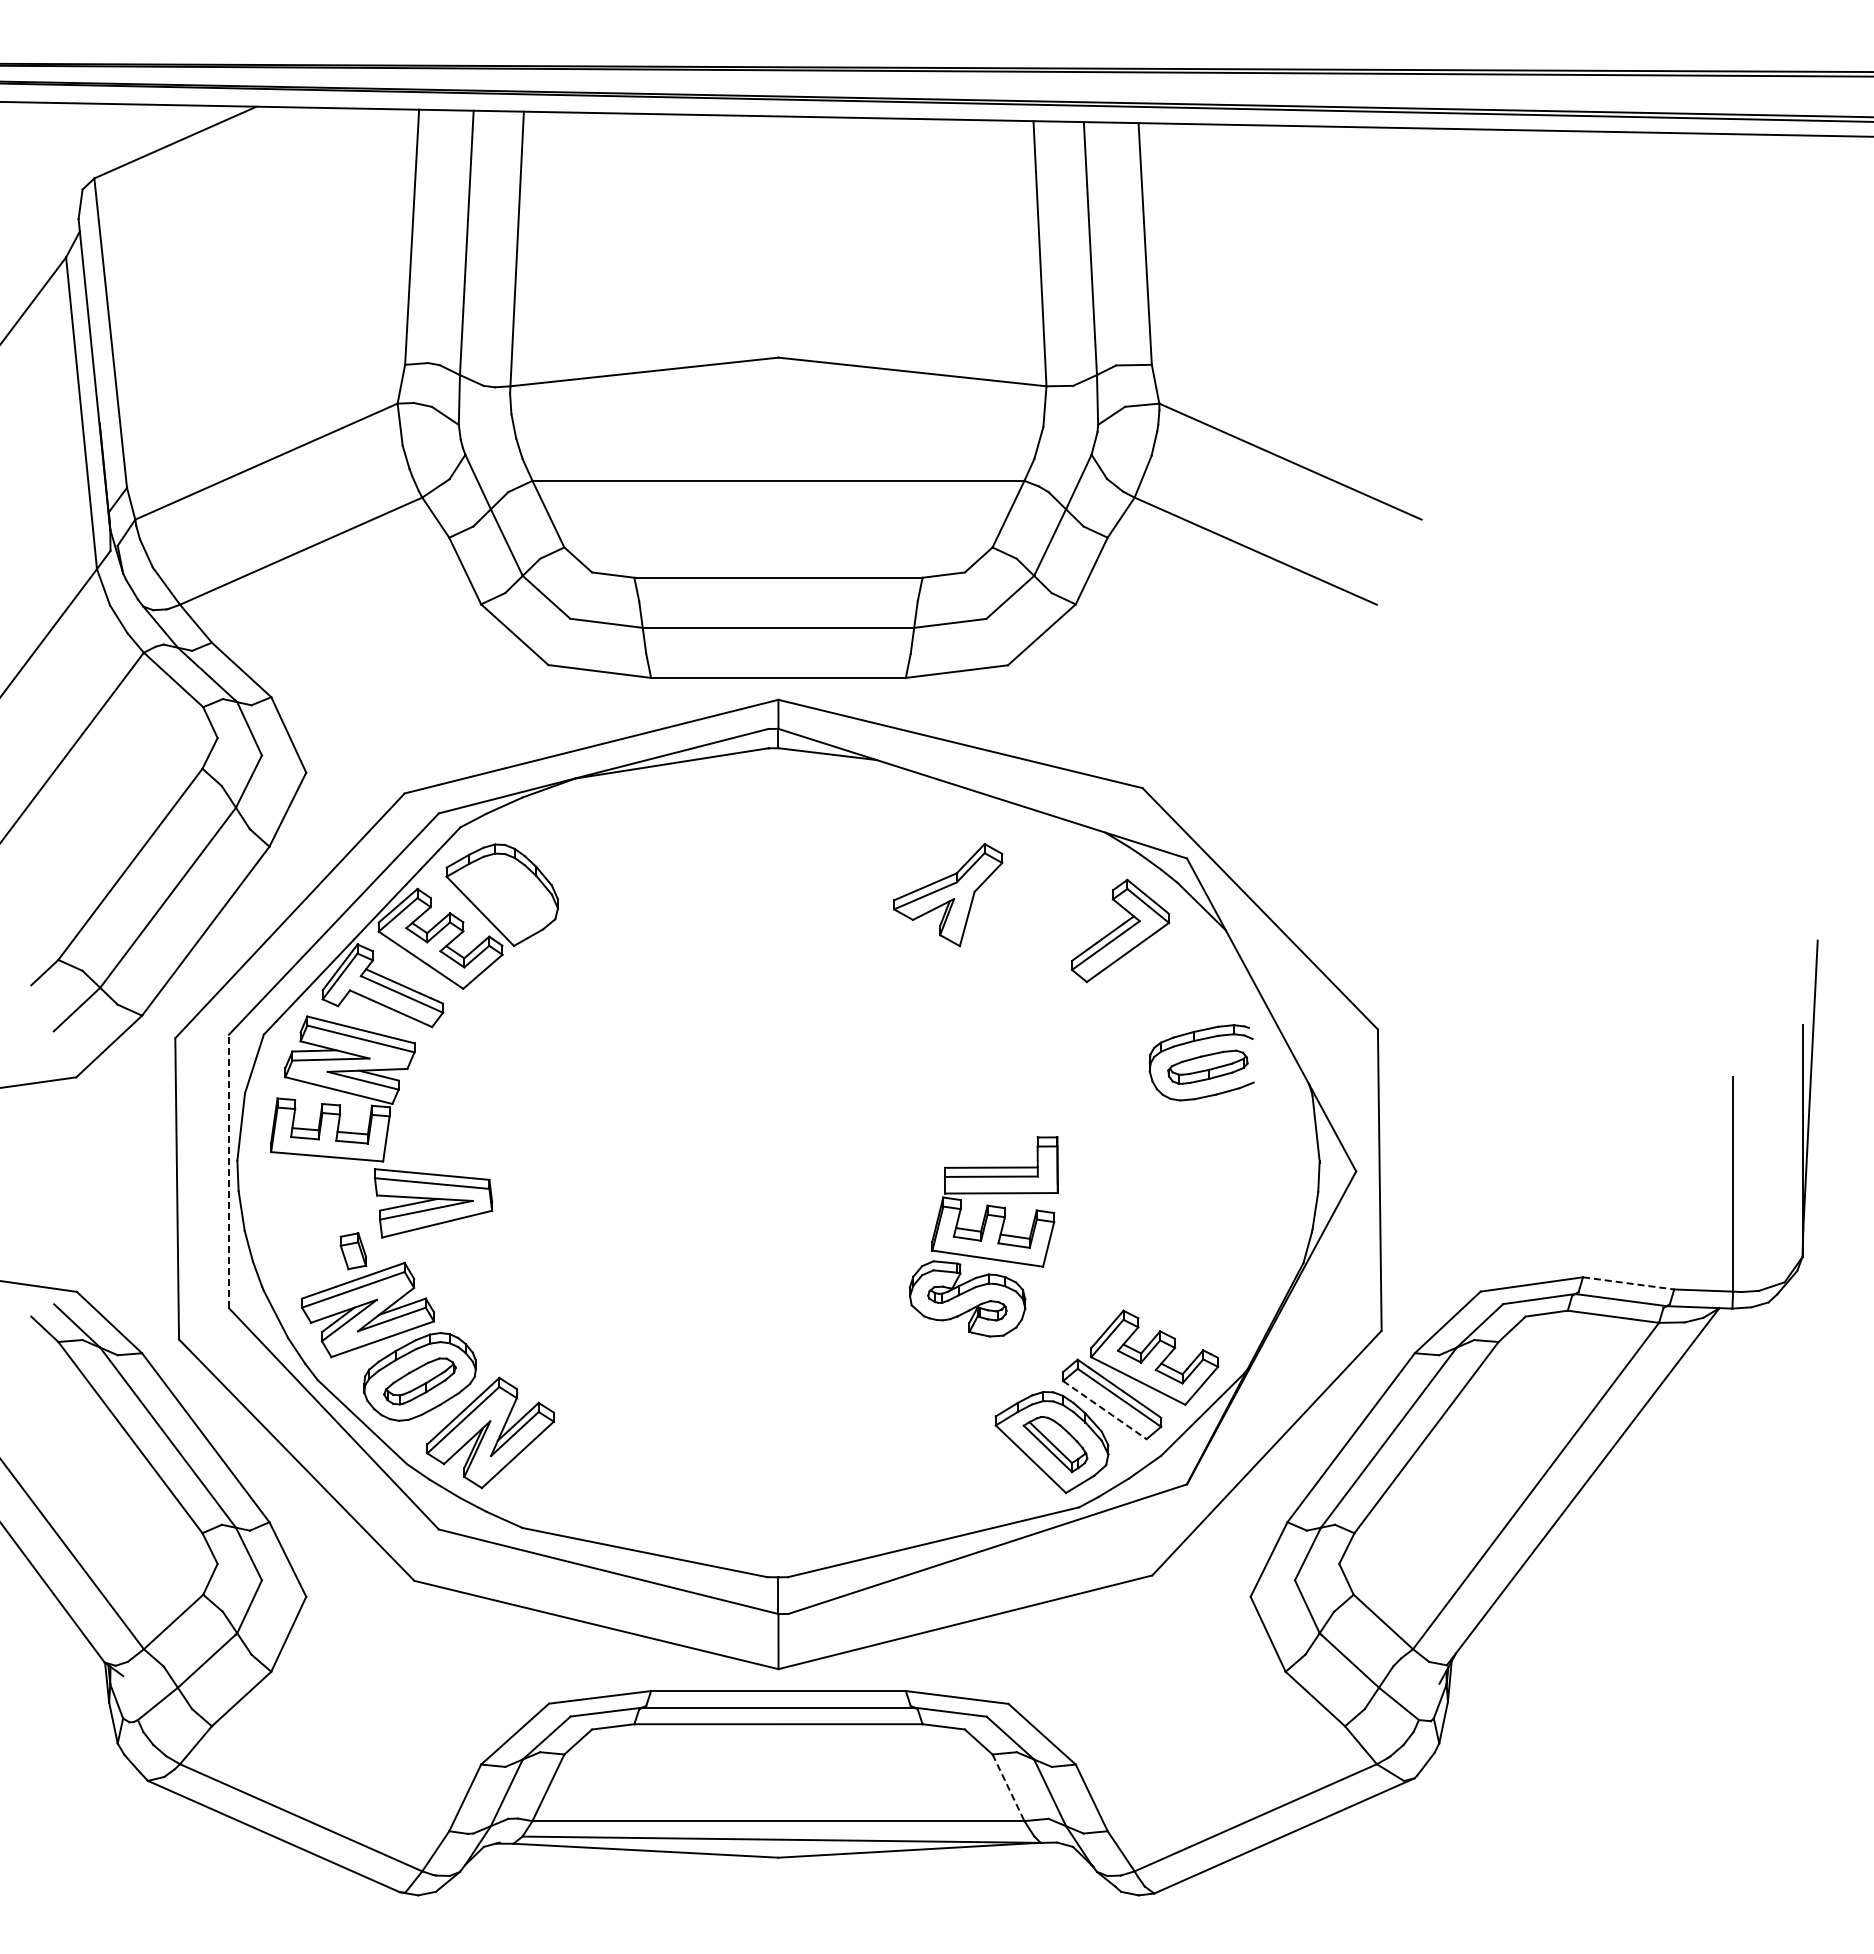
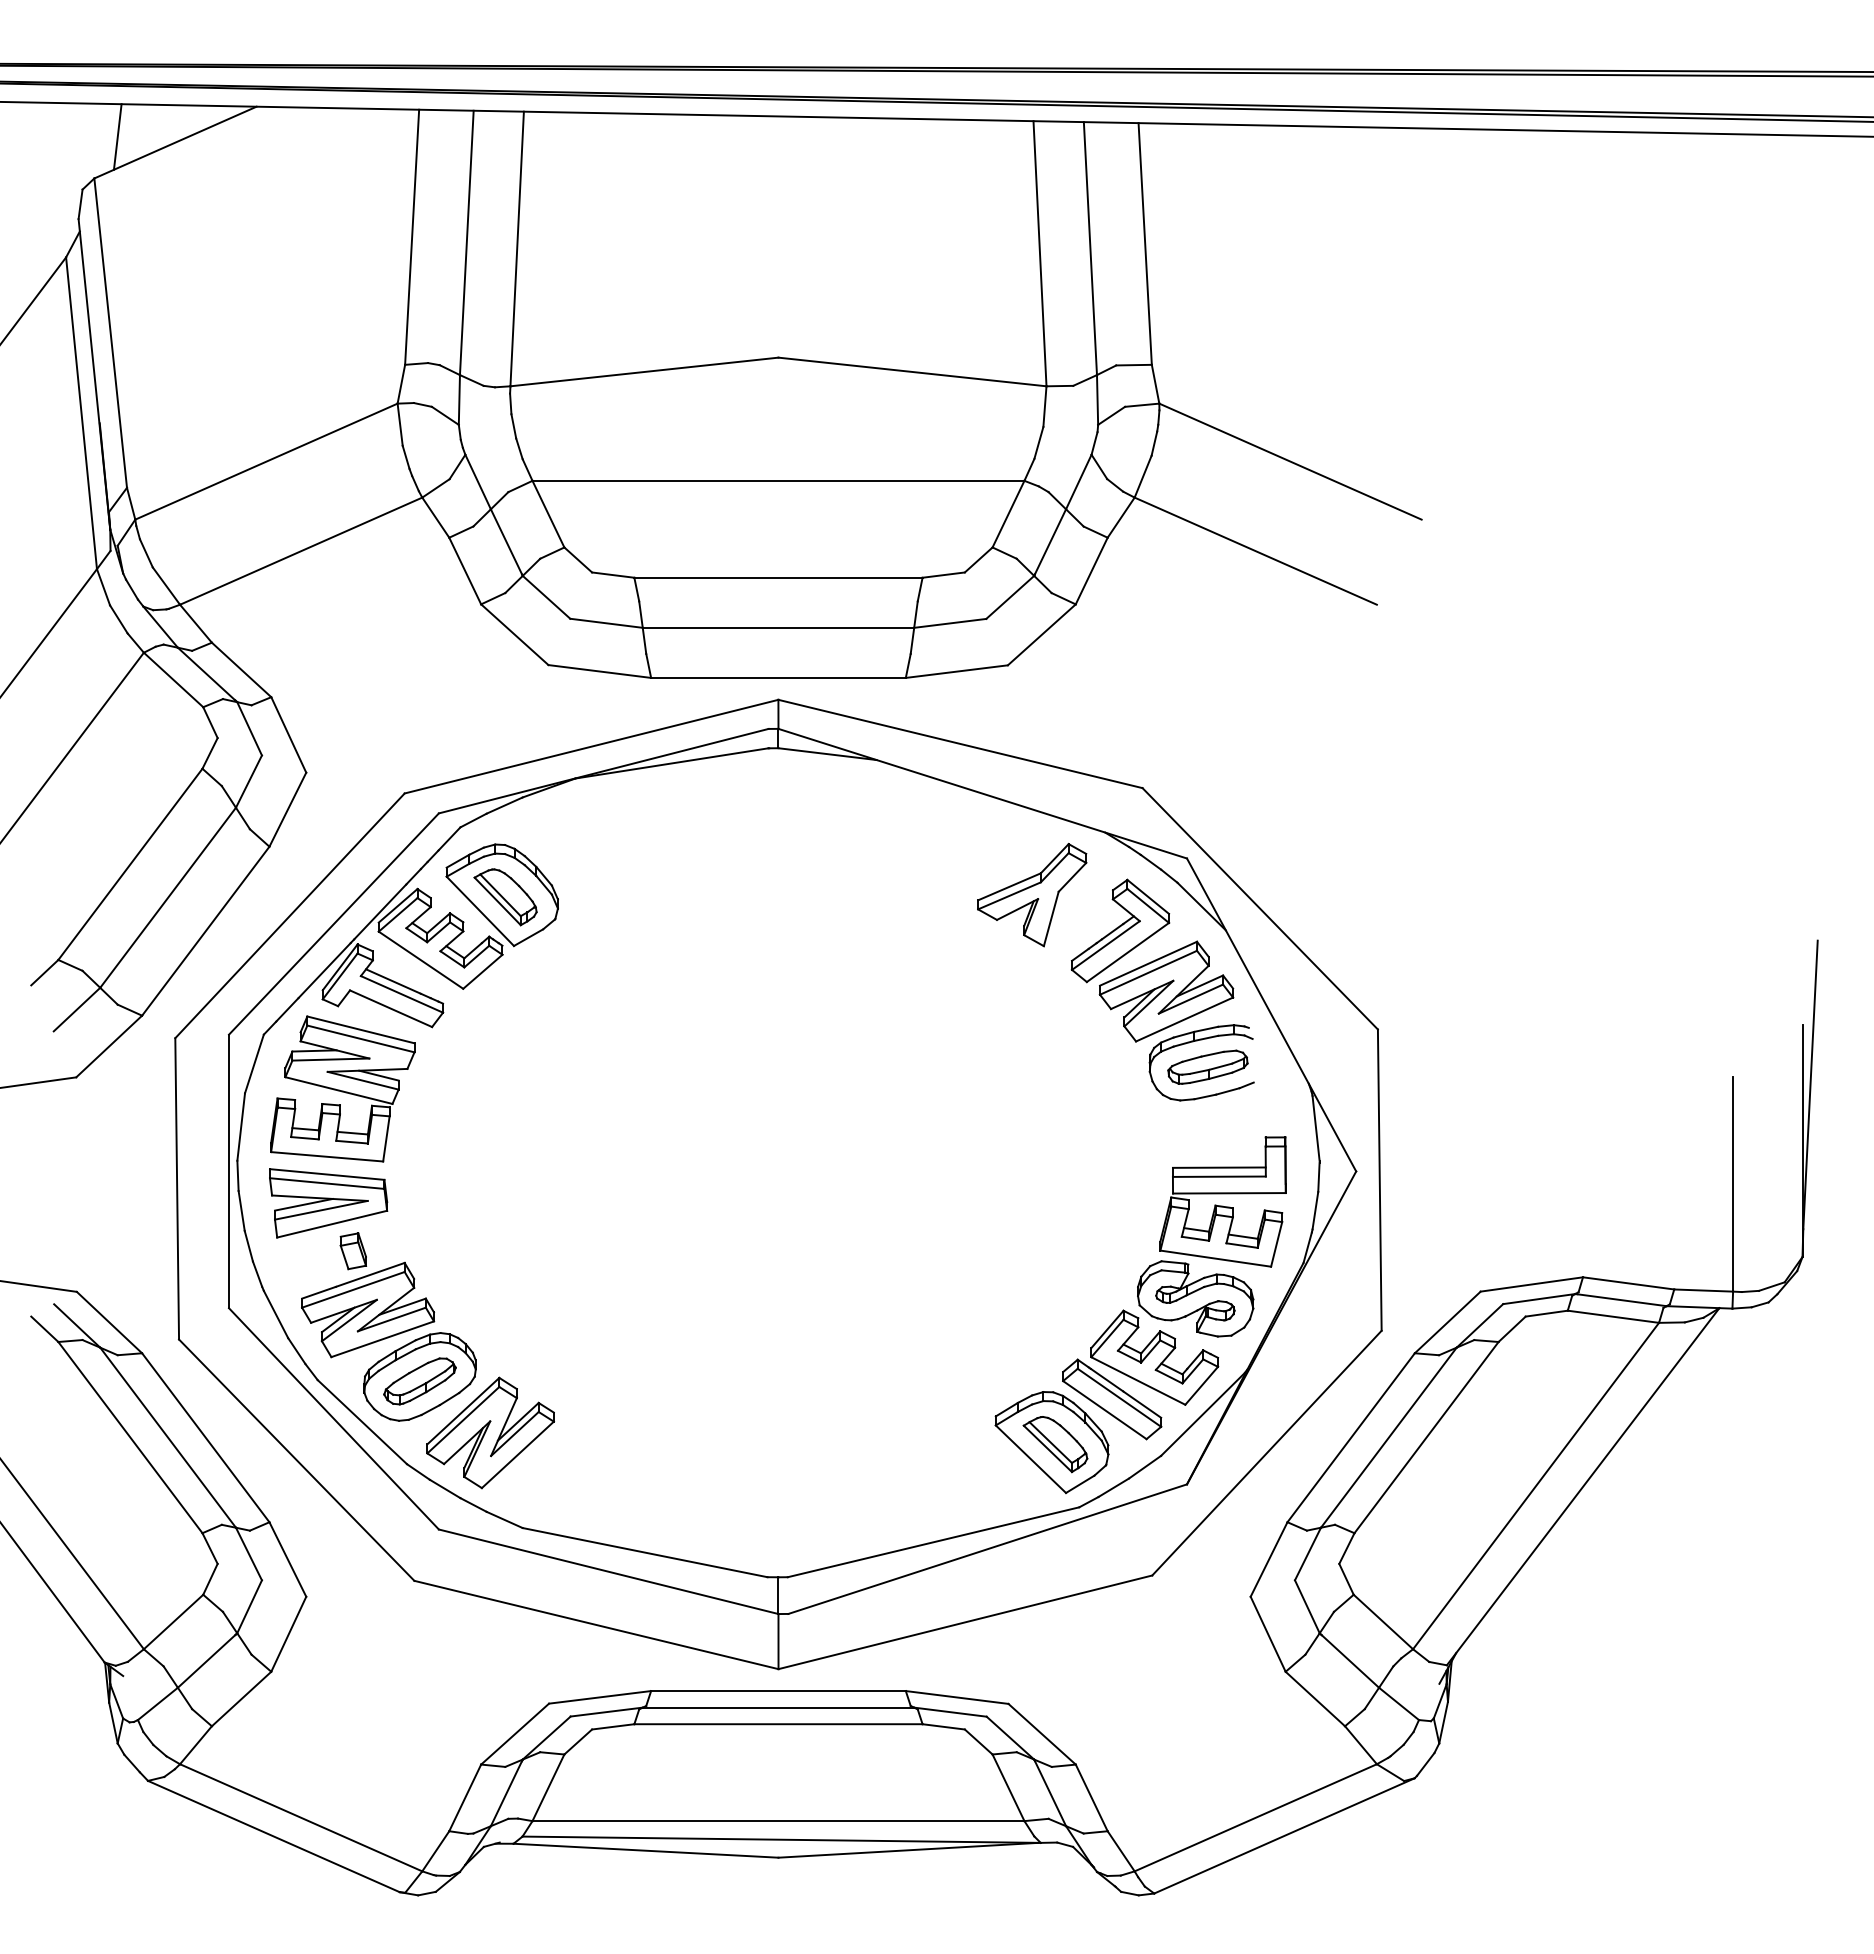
line: none -> present (117, 136)
part position: (948, 894) -> (1032, 894) (1032, 894)
part: none -> present (505, 897)
part: none -> present (1166, 991)
line: dashed -> solid (229, 1171)
part position: (433, 1203) -> (328, 1203) (328, 1203)
part position: (983, 1236) -> (1211, 1236) (1211, 1236)
line: dashed -> solid (1629, 1283)
line: dashed -> solid (1104, 1410)
line: dashed -> solid (1008, 1787)
